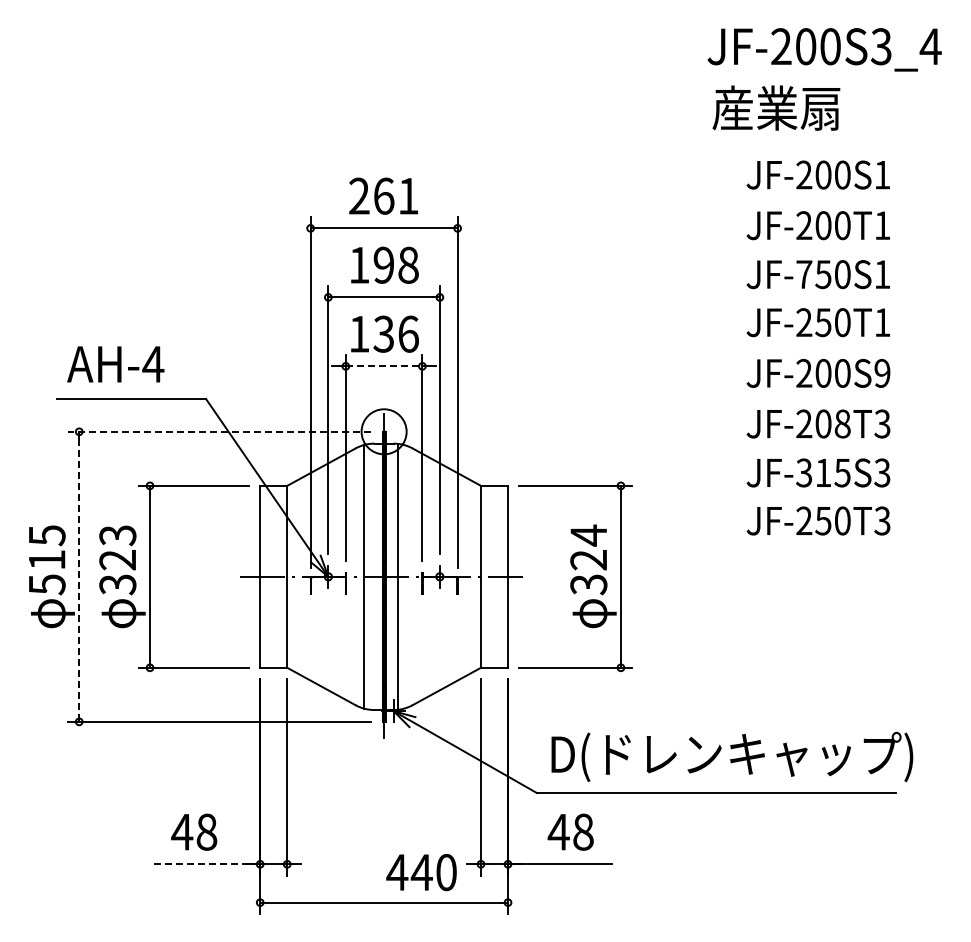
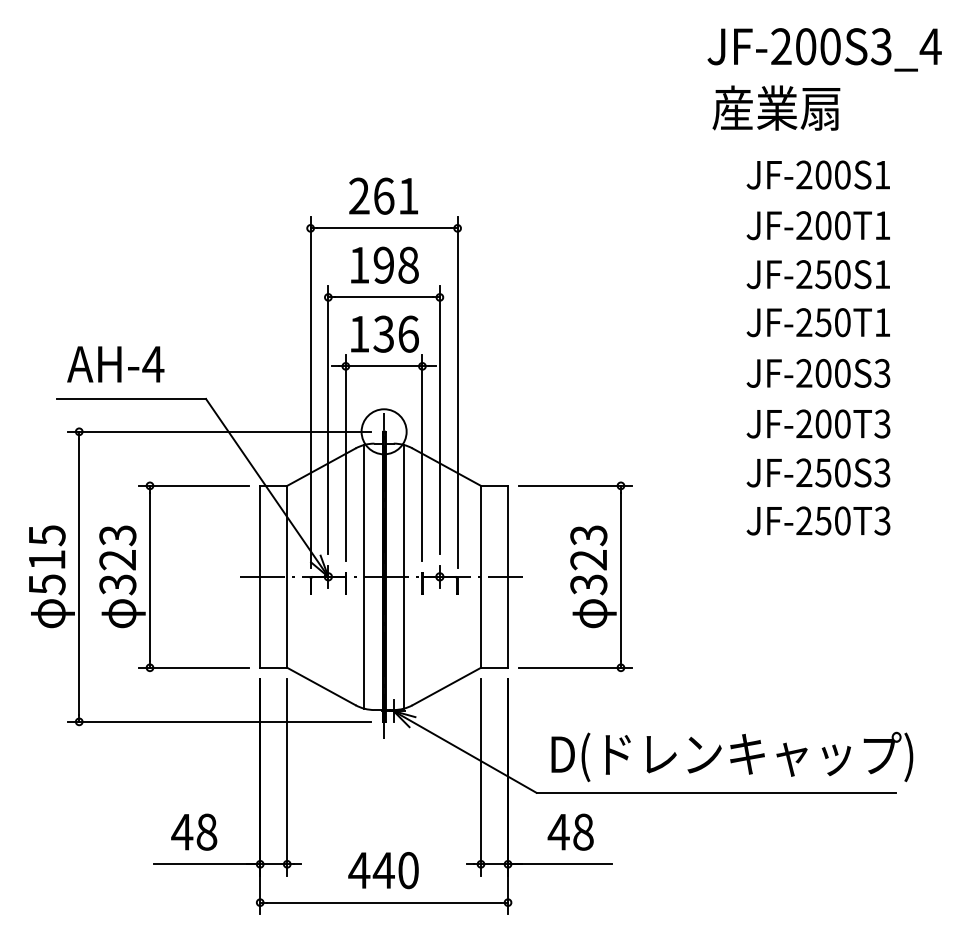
text: JF-750S1 -> JF-250S1 (804, 274)
line: dashed -> solid (384, 366)
text: JF-200S9 -> JF-200S3 (882, 373)
text: JF-208T3 -> JF-200T3 (842, 424)
line: dashed -> solid (219, 431)
text: JF-315S3 -> JF-250S3 (823, 472)
text: 324 -> 323 (588, 535)
line position: (397, 576) -> (403, 576) (403, 576)
line: dashed -> solid (79, 577)
line: dashed -> solid (207, 864)
text position: (421, 872) -> (383, 870) (383, 870)
